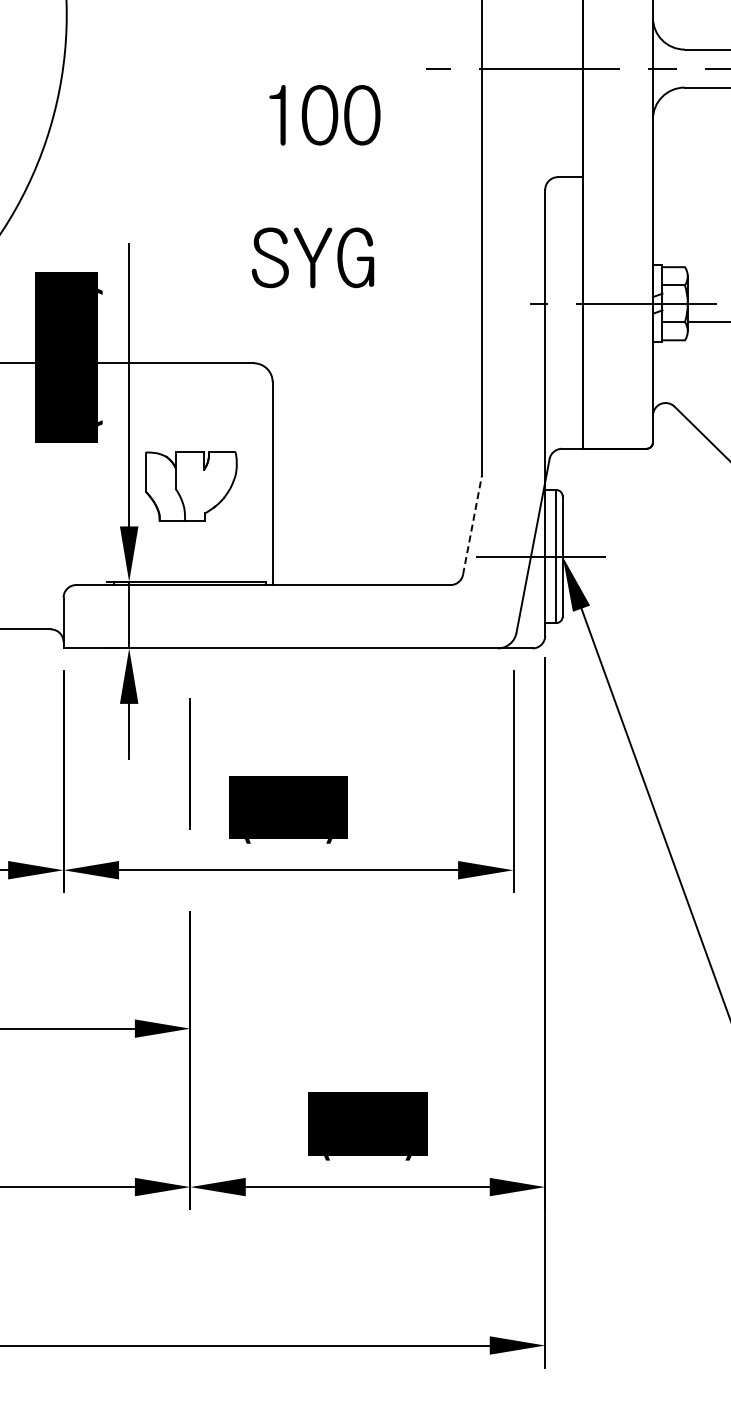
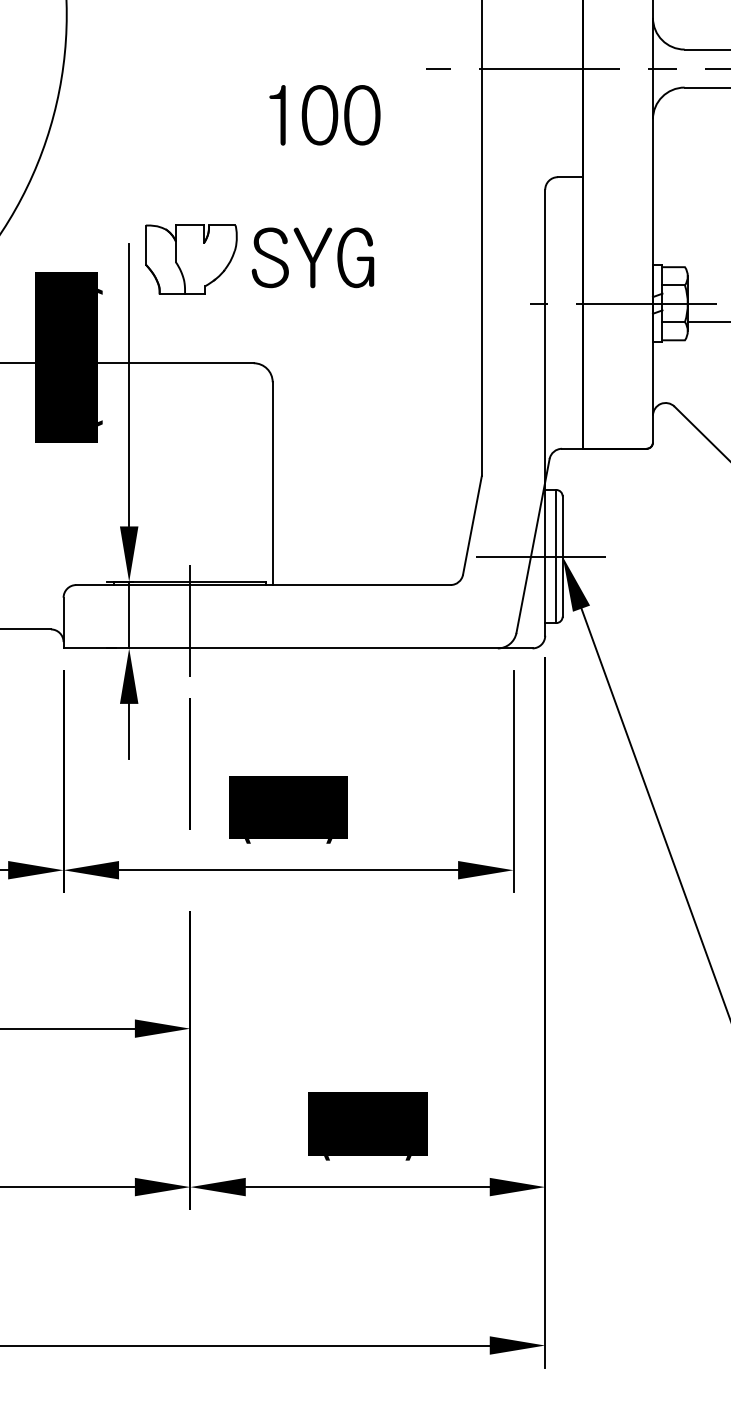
part position: (191, 486) -> (191, 259) (191, 259)
line: dashed -> solid (472, 524)
line: none -> present (190, 620)
